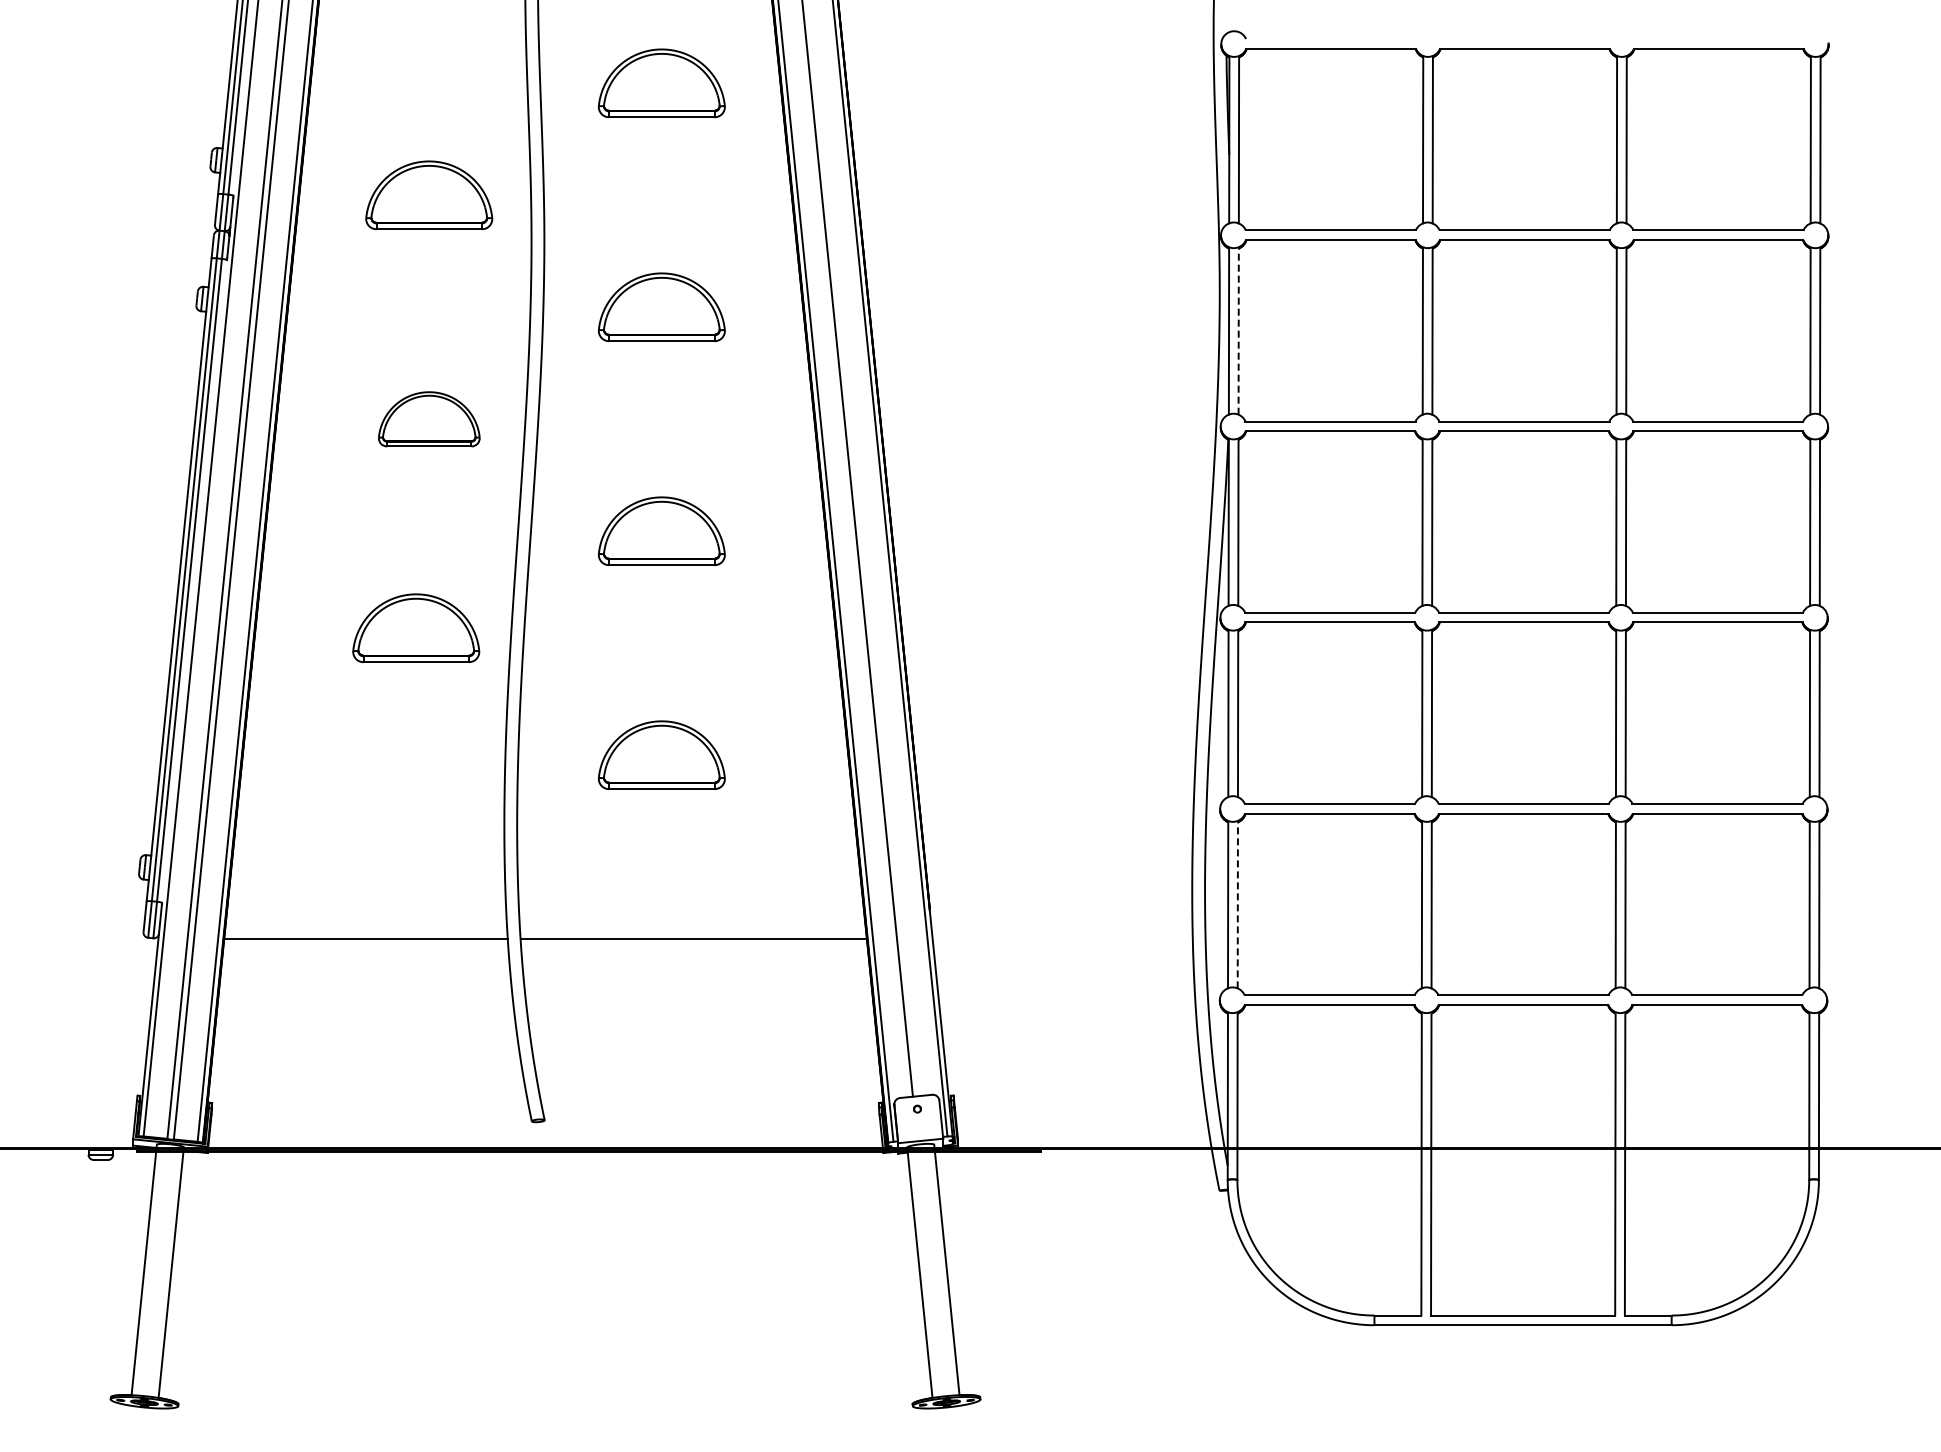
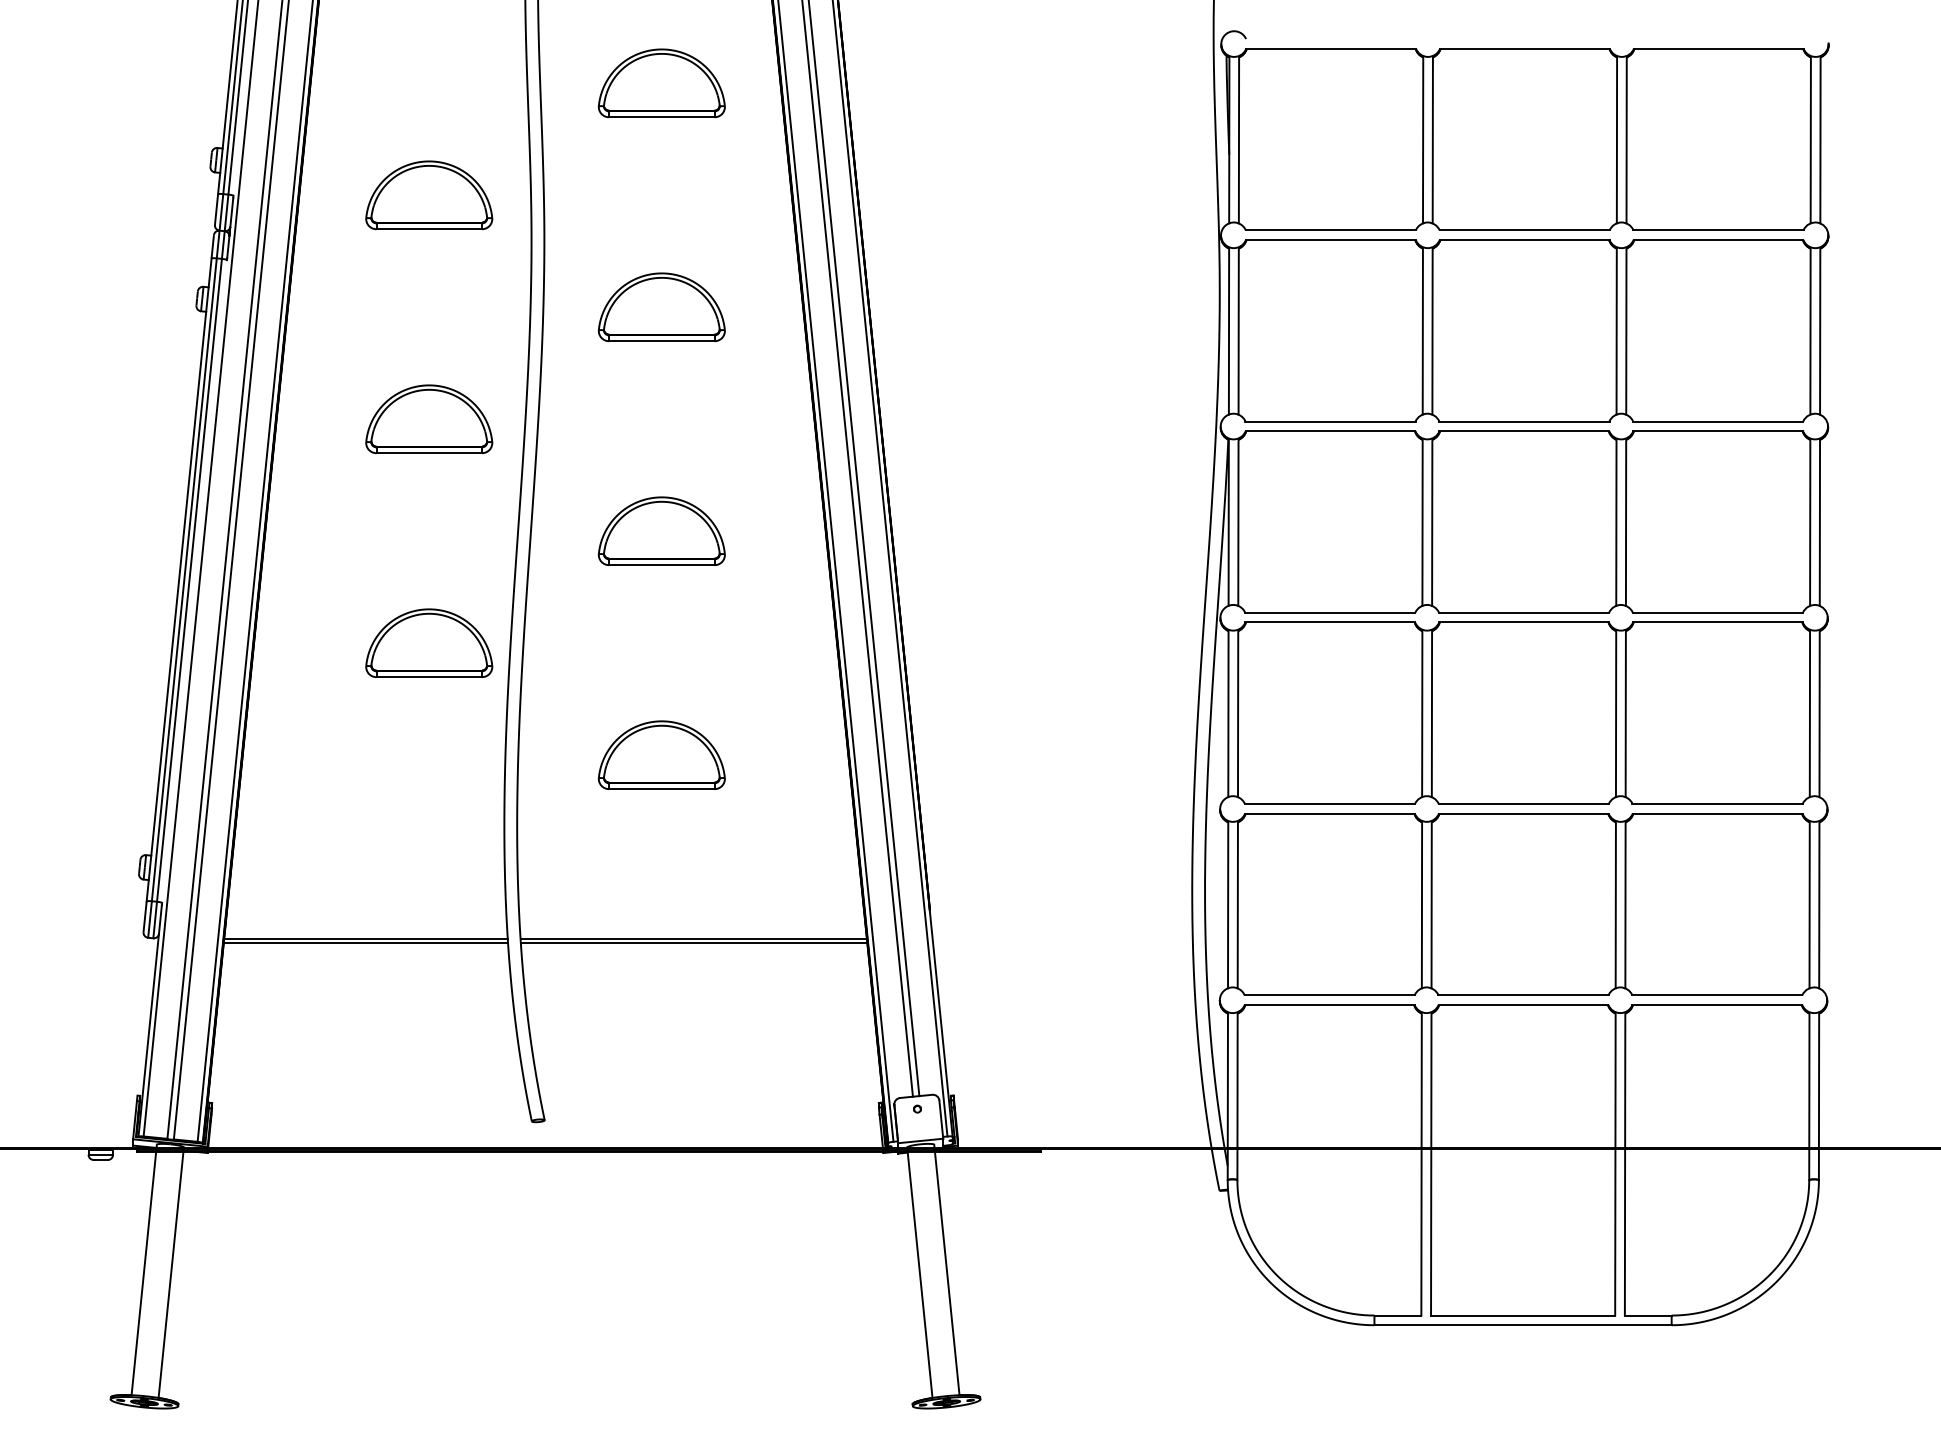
line: dashed -> solid (1238, 331)
part size: 103x57 px -> 129x71 px (429, 419)
line: none -> present (863, 549)
part position: (416, 627) -> (429, 642) (429, 642)
line: dashed -> solid (1237, 904)
line: none -> present (365, 943)
line: none -> present (693, 943)
